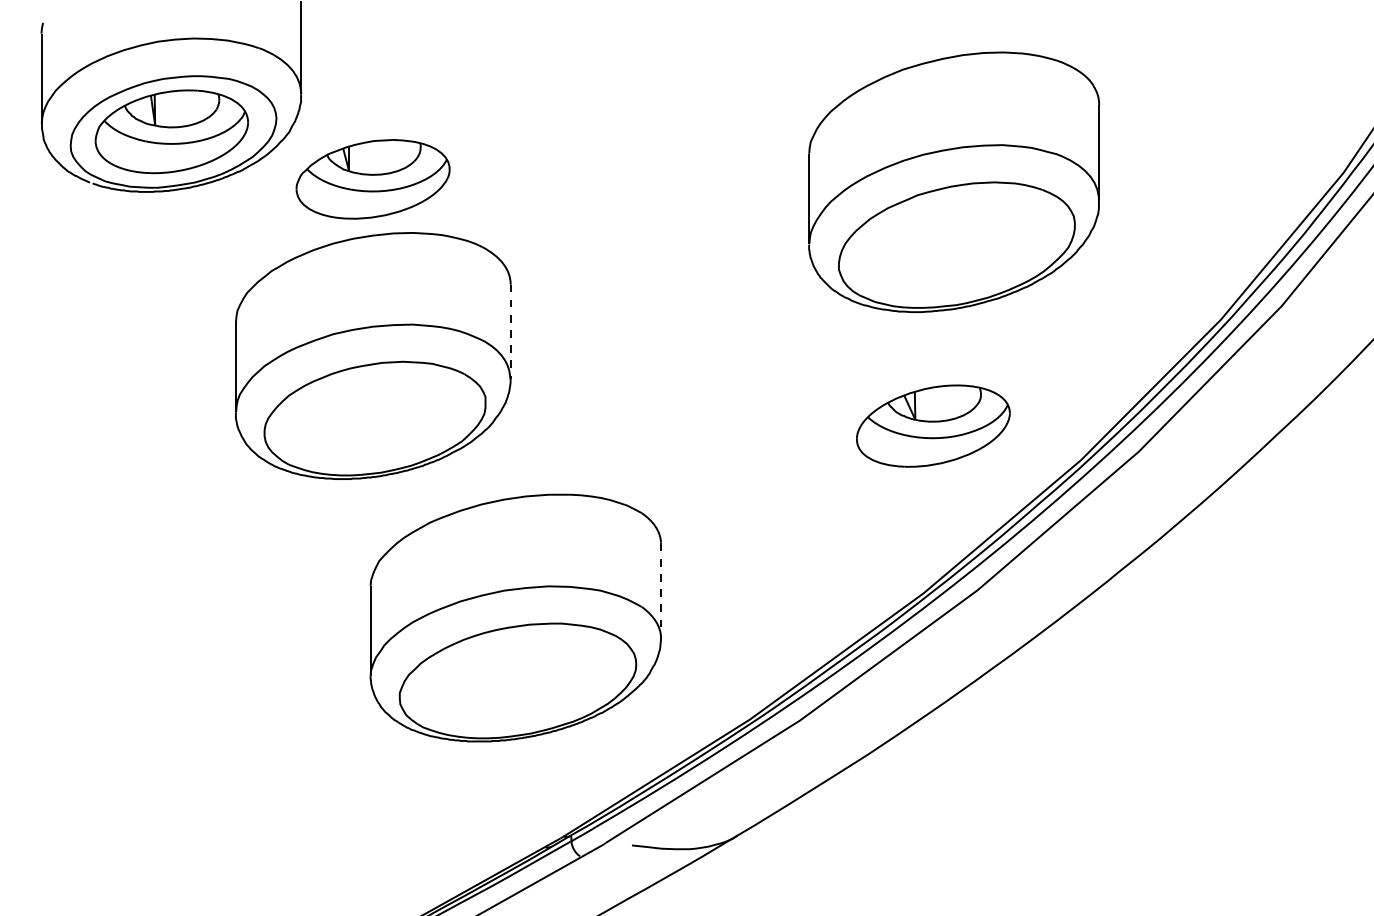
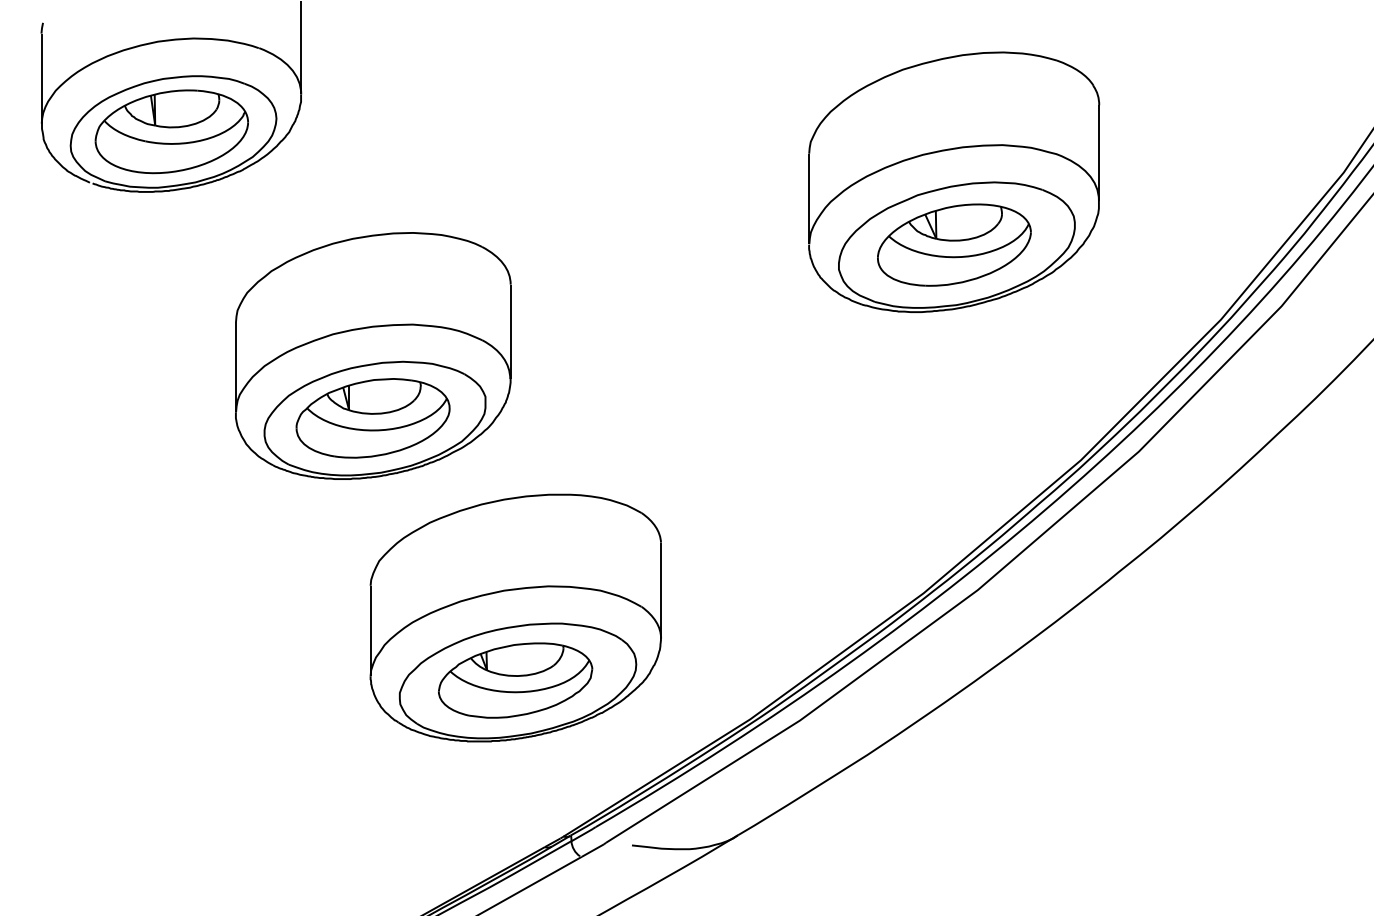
part position: (372, 179) -> (372, 418) (372, 418)
line: dashed -> solid (510, 332)
part position: (933, 425) -> (954, 244) (954, 244)
line: dashed -> solid (660, 591)
part: none -> present (515, 680)
